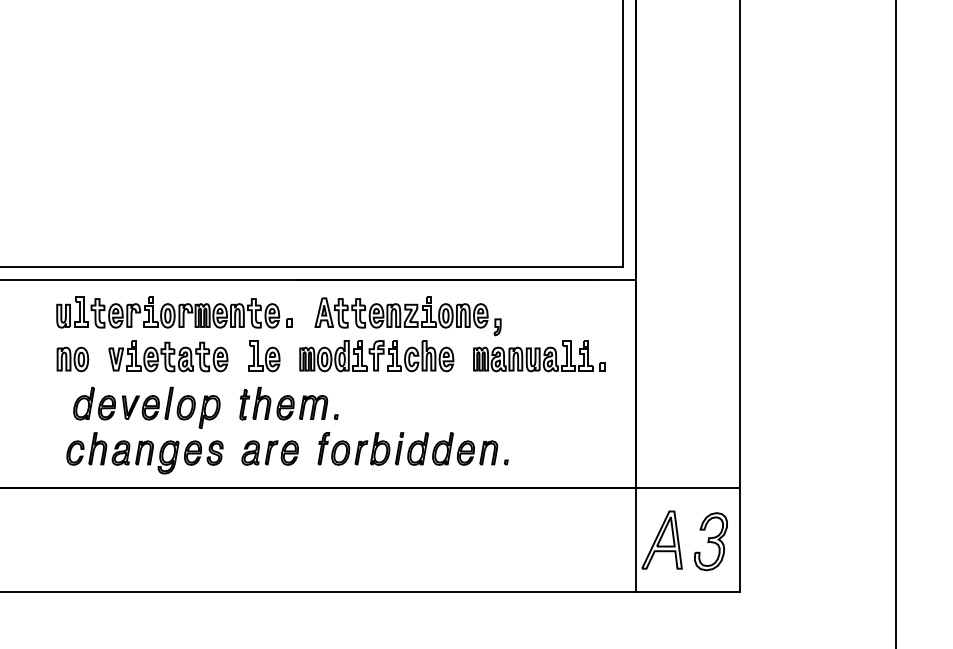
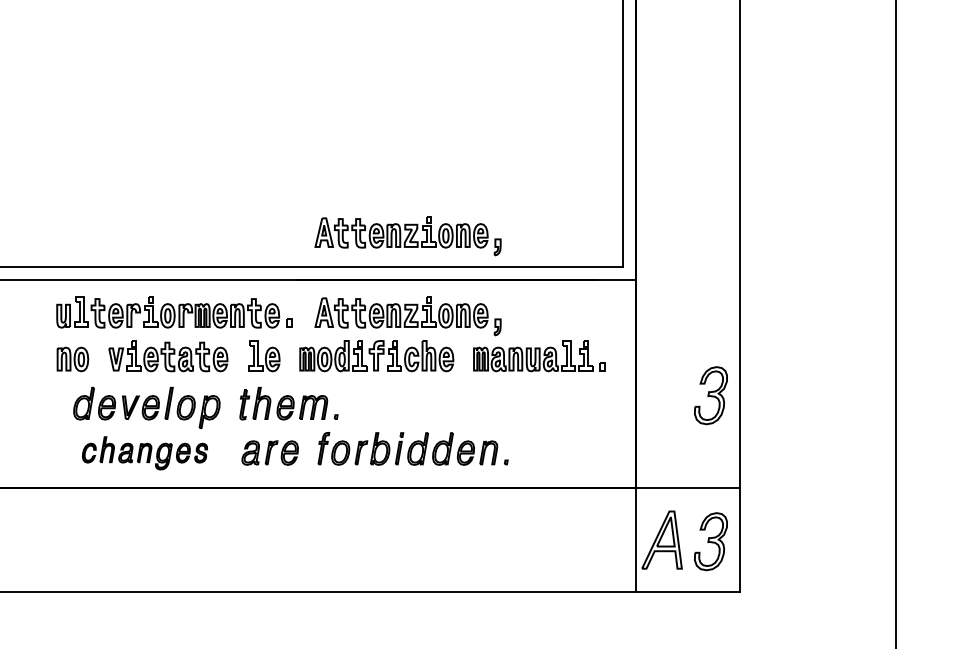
part: none -> present (407, 236)
part: none -> present (710, 395)
part size: 158x43 px -> 126x35 px (144, 453)
